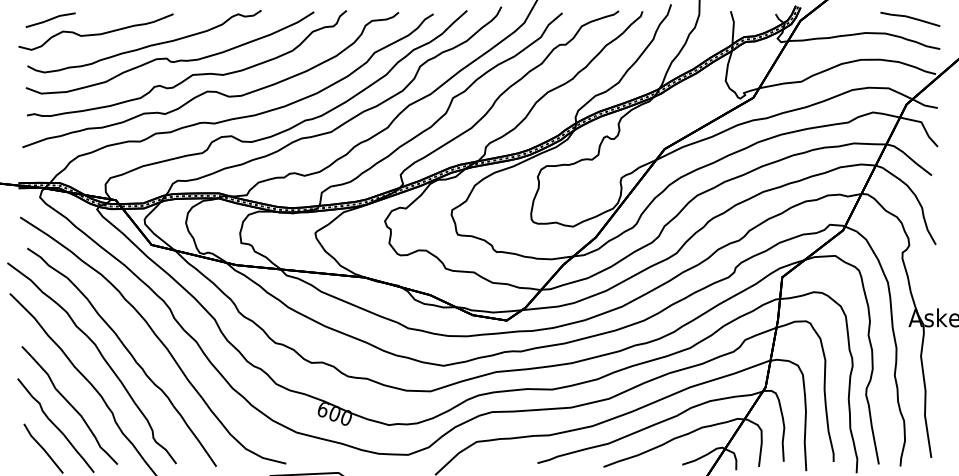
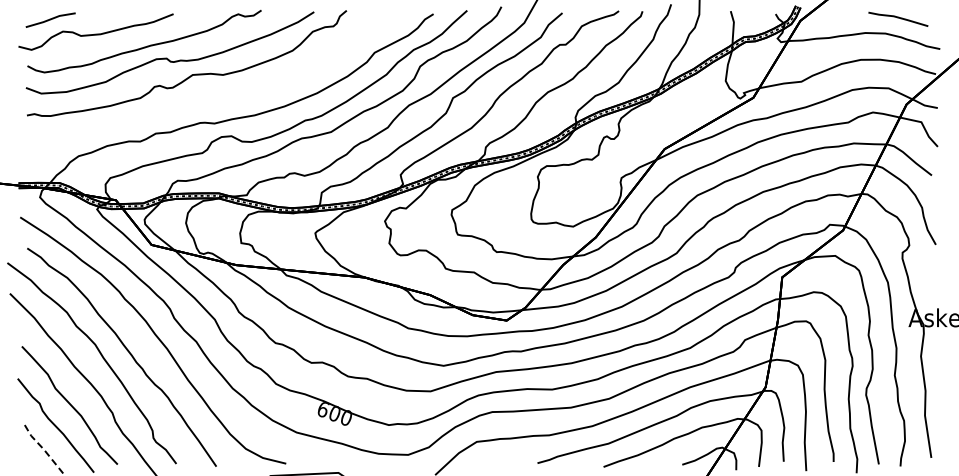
line position: (910, 18) -> (898, 18) (898, 18)
curve: present -> none (210, 90)
line: solid -> dashed (43, 448)
